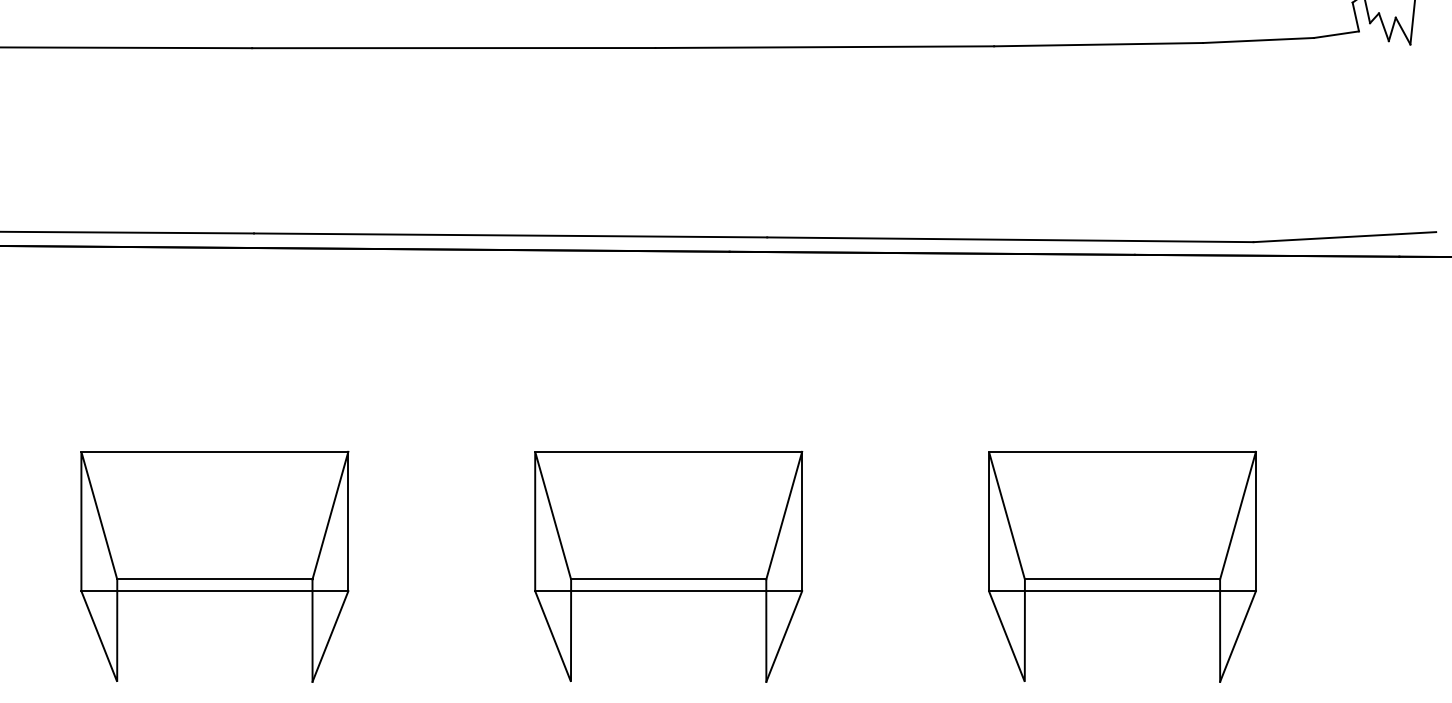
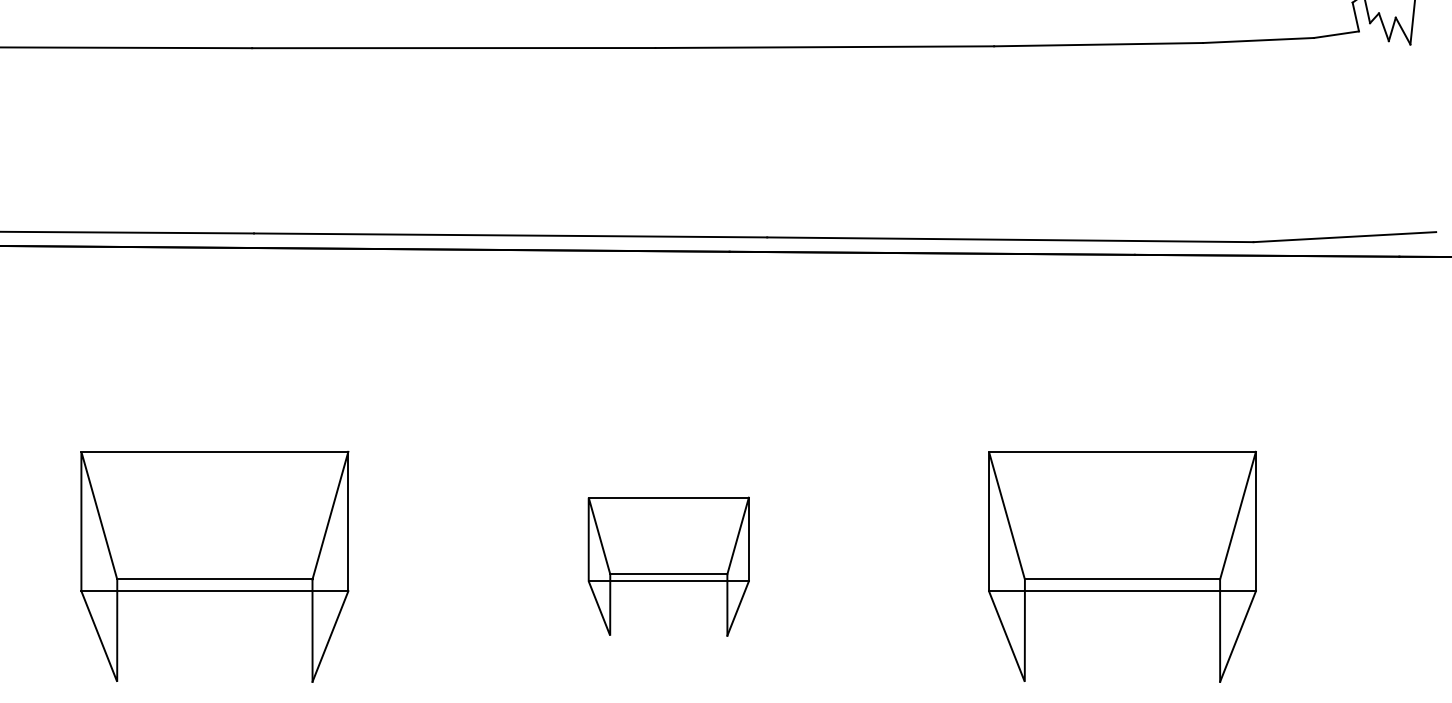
part size: 270x233 px -> 163x141 px (668, 566)
